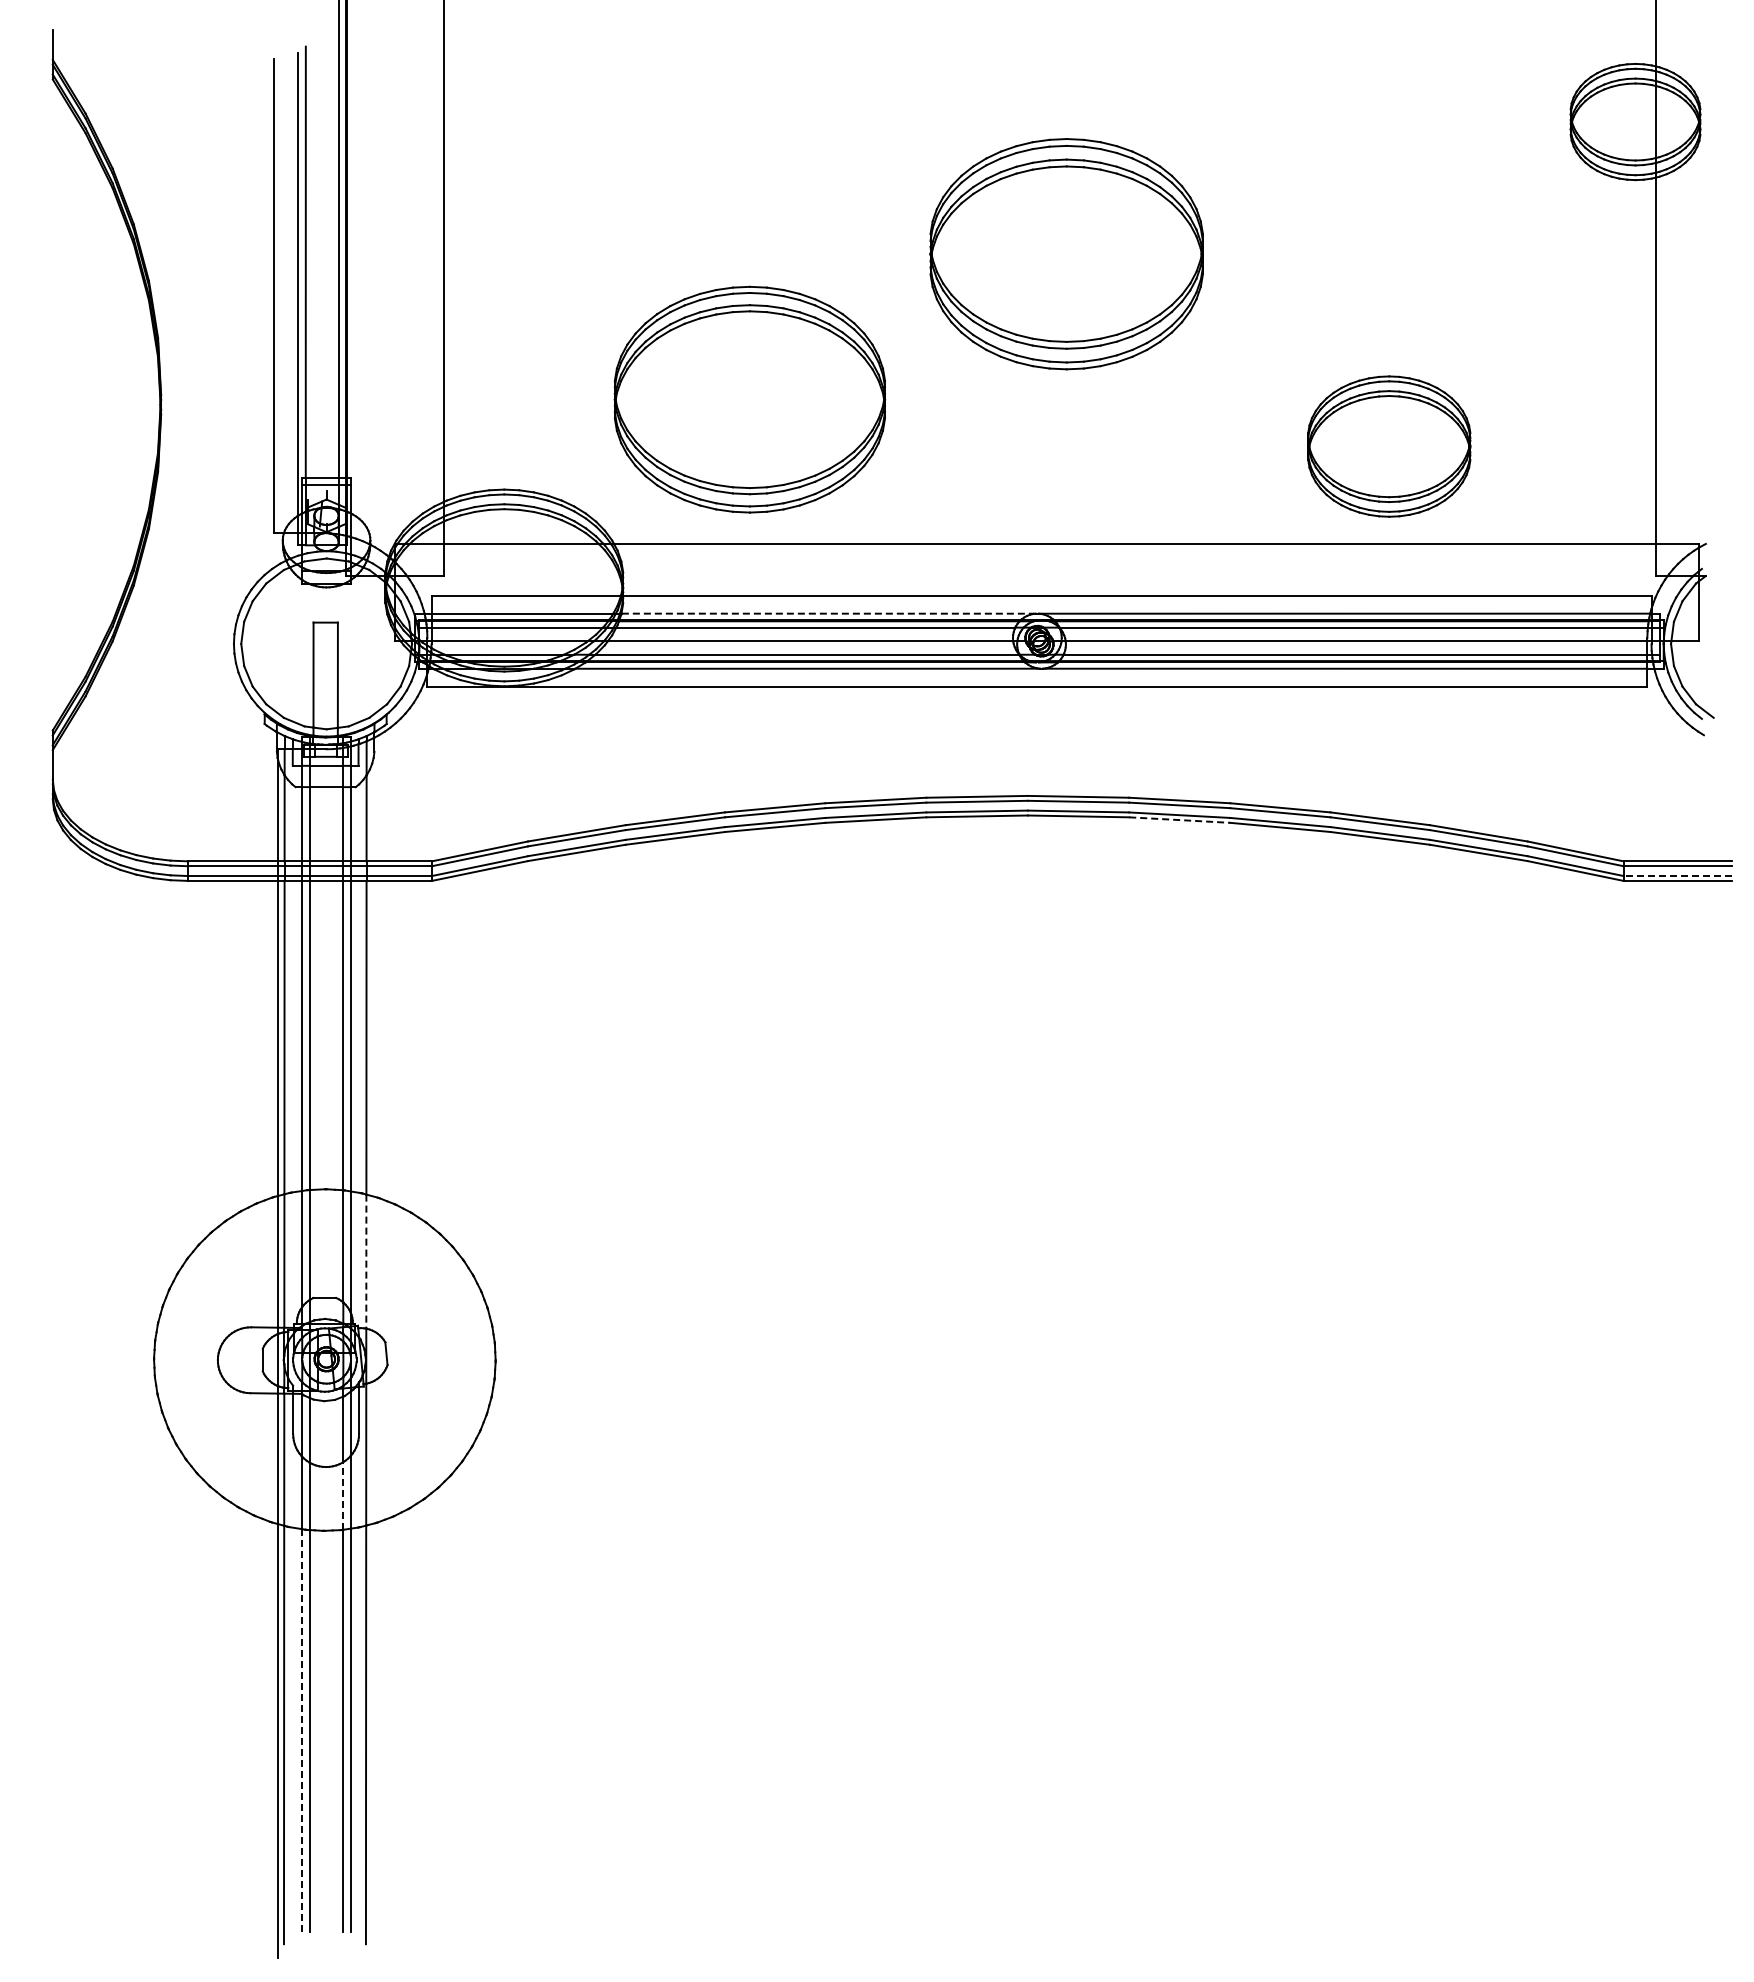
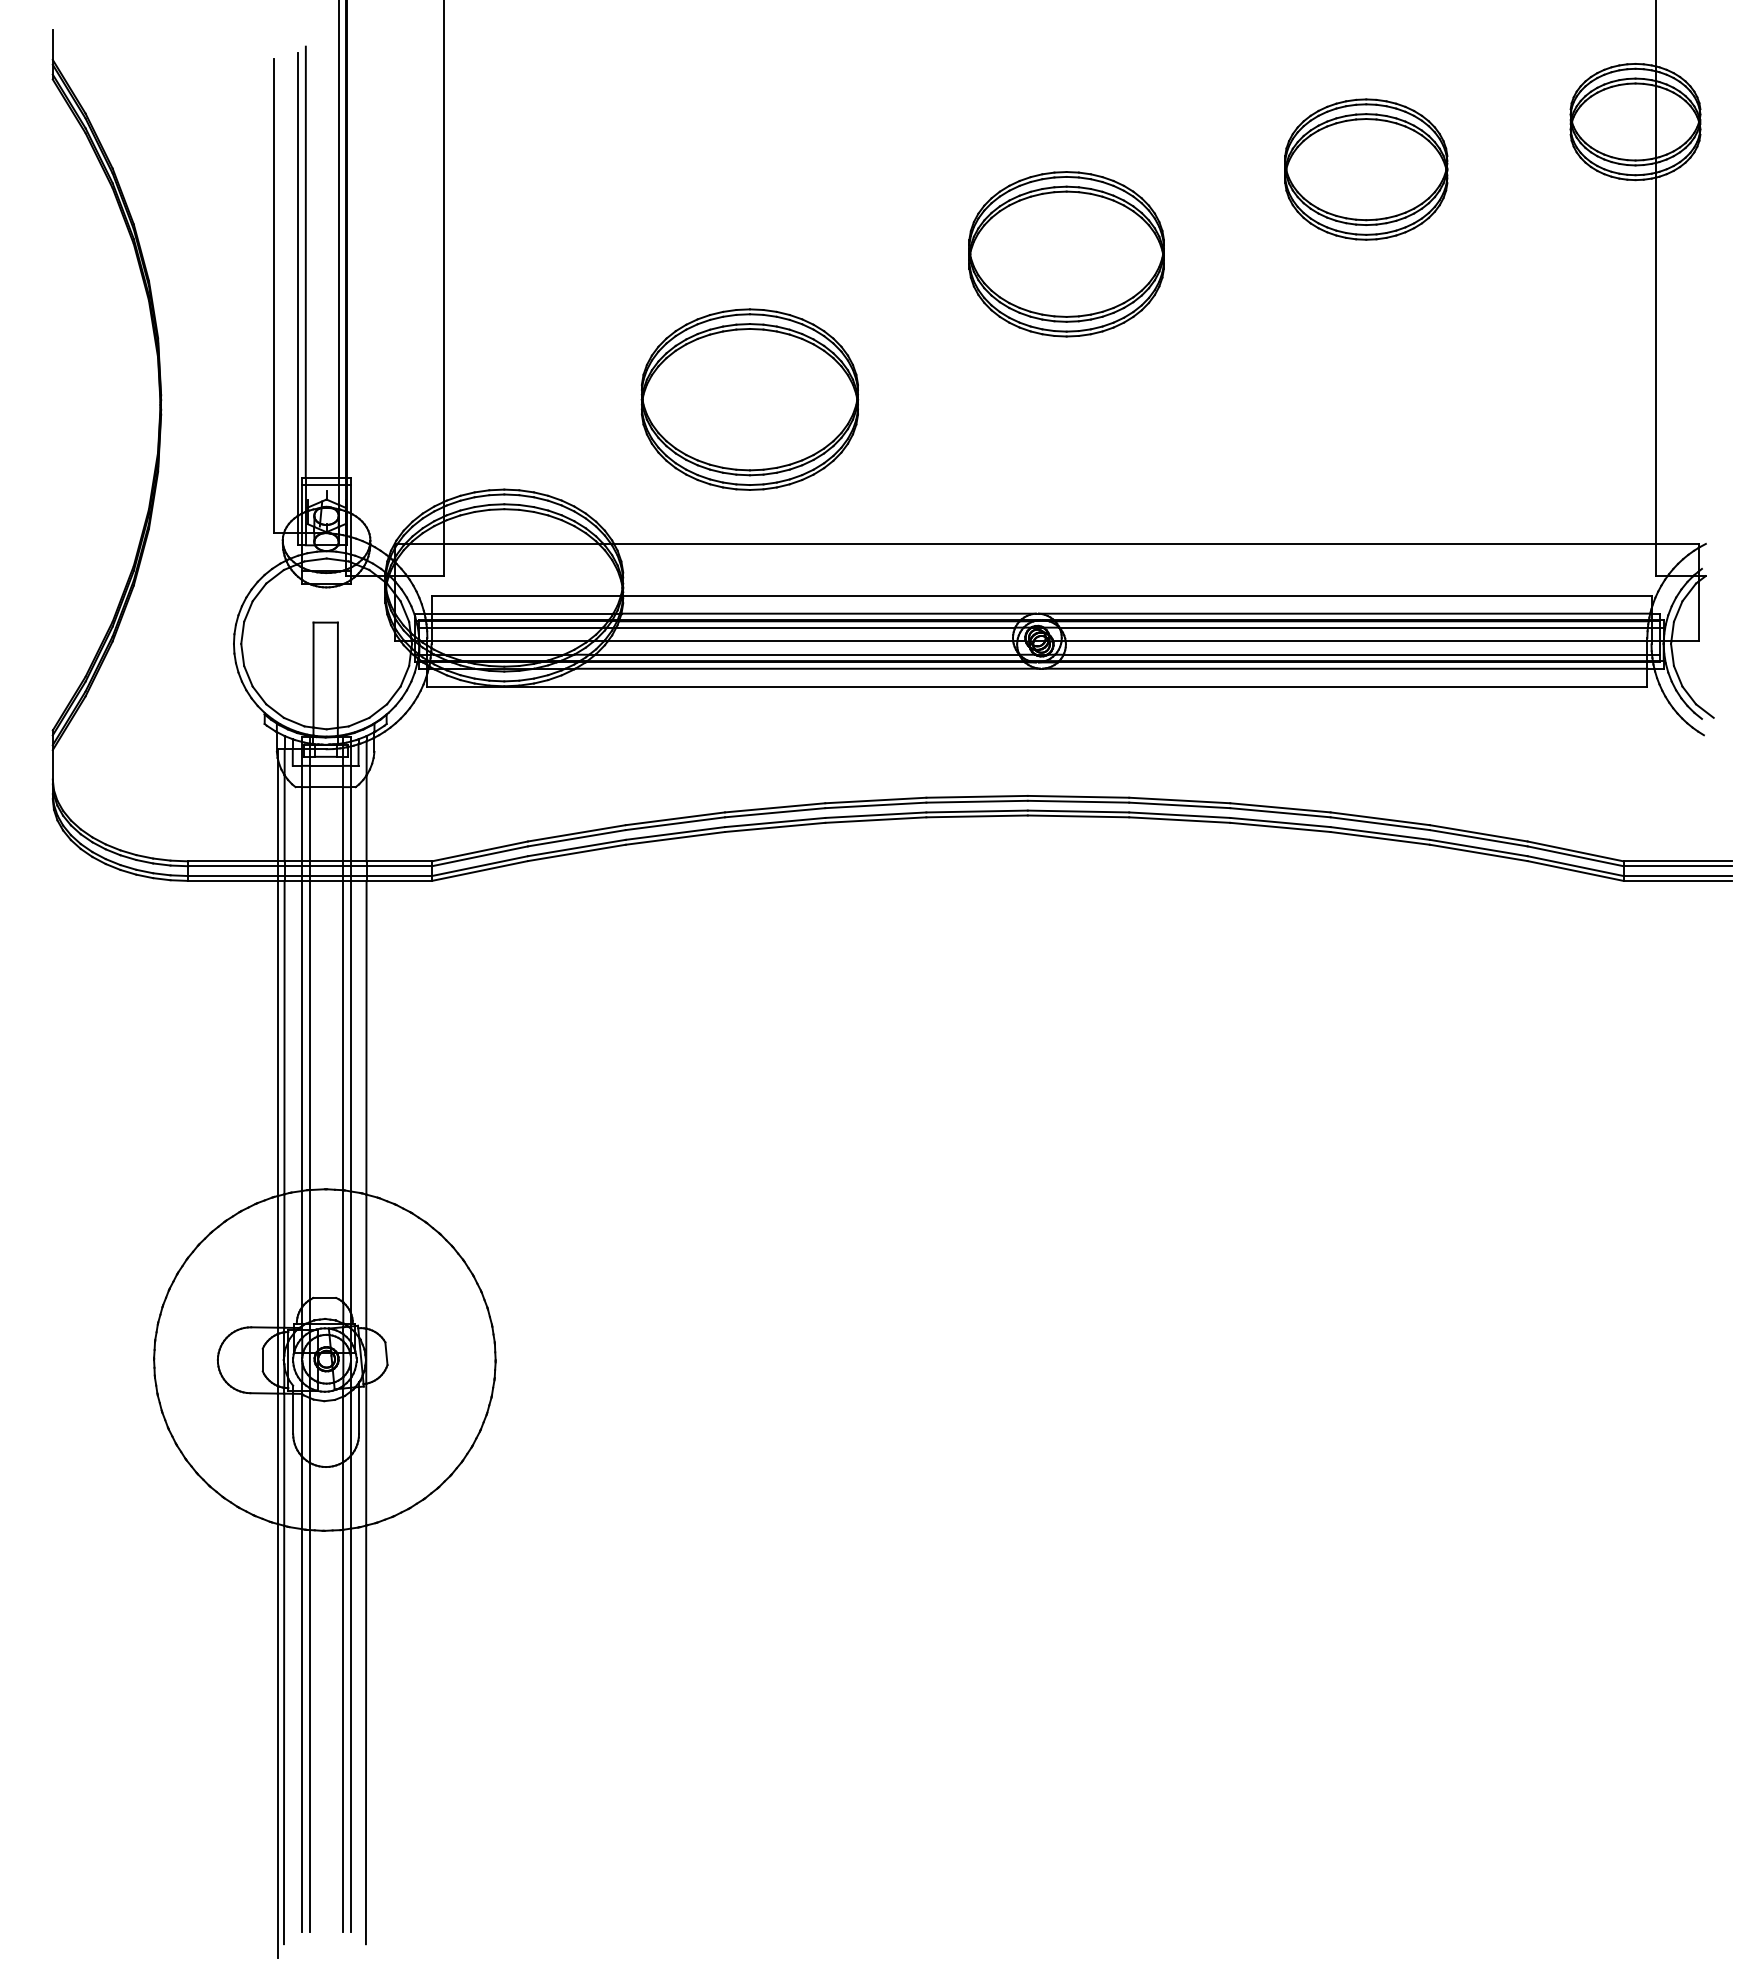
part size: 275x233 px -> 197x167 px (1066, 254)
part size: 274x229 px -> 220x183 px (749, 399)
part position: (1389, 446) -> (1366, 169) (1366, 169)
line: dashed -> solid (828, 613)
line: dashed -> solid (1179, 820)
line: dashed -> solid (1677, 876)
line: dashed -> solid (366, 1262)
line: dashed -> solid (343, 1495)
line: dashed -> solid (302, 1730)
